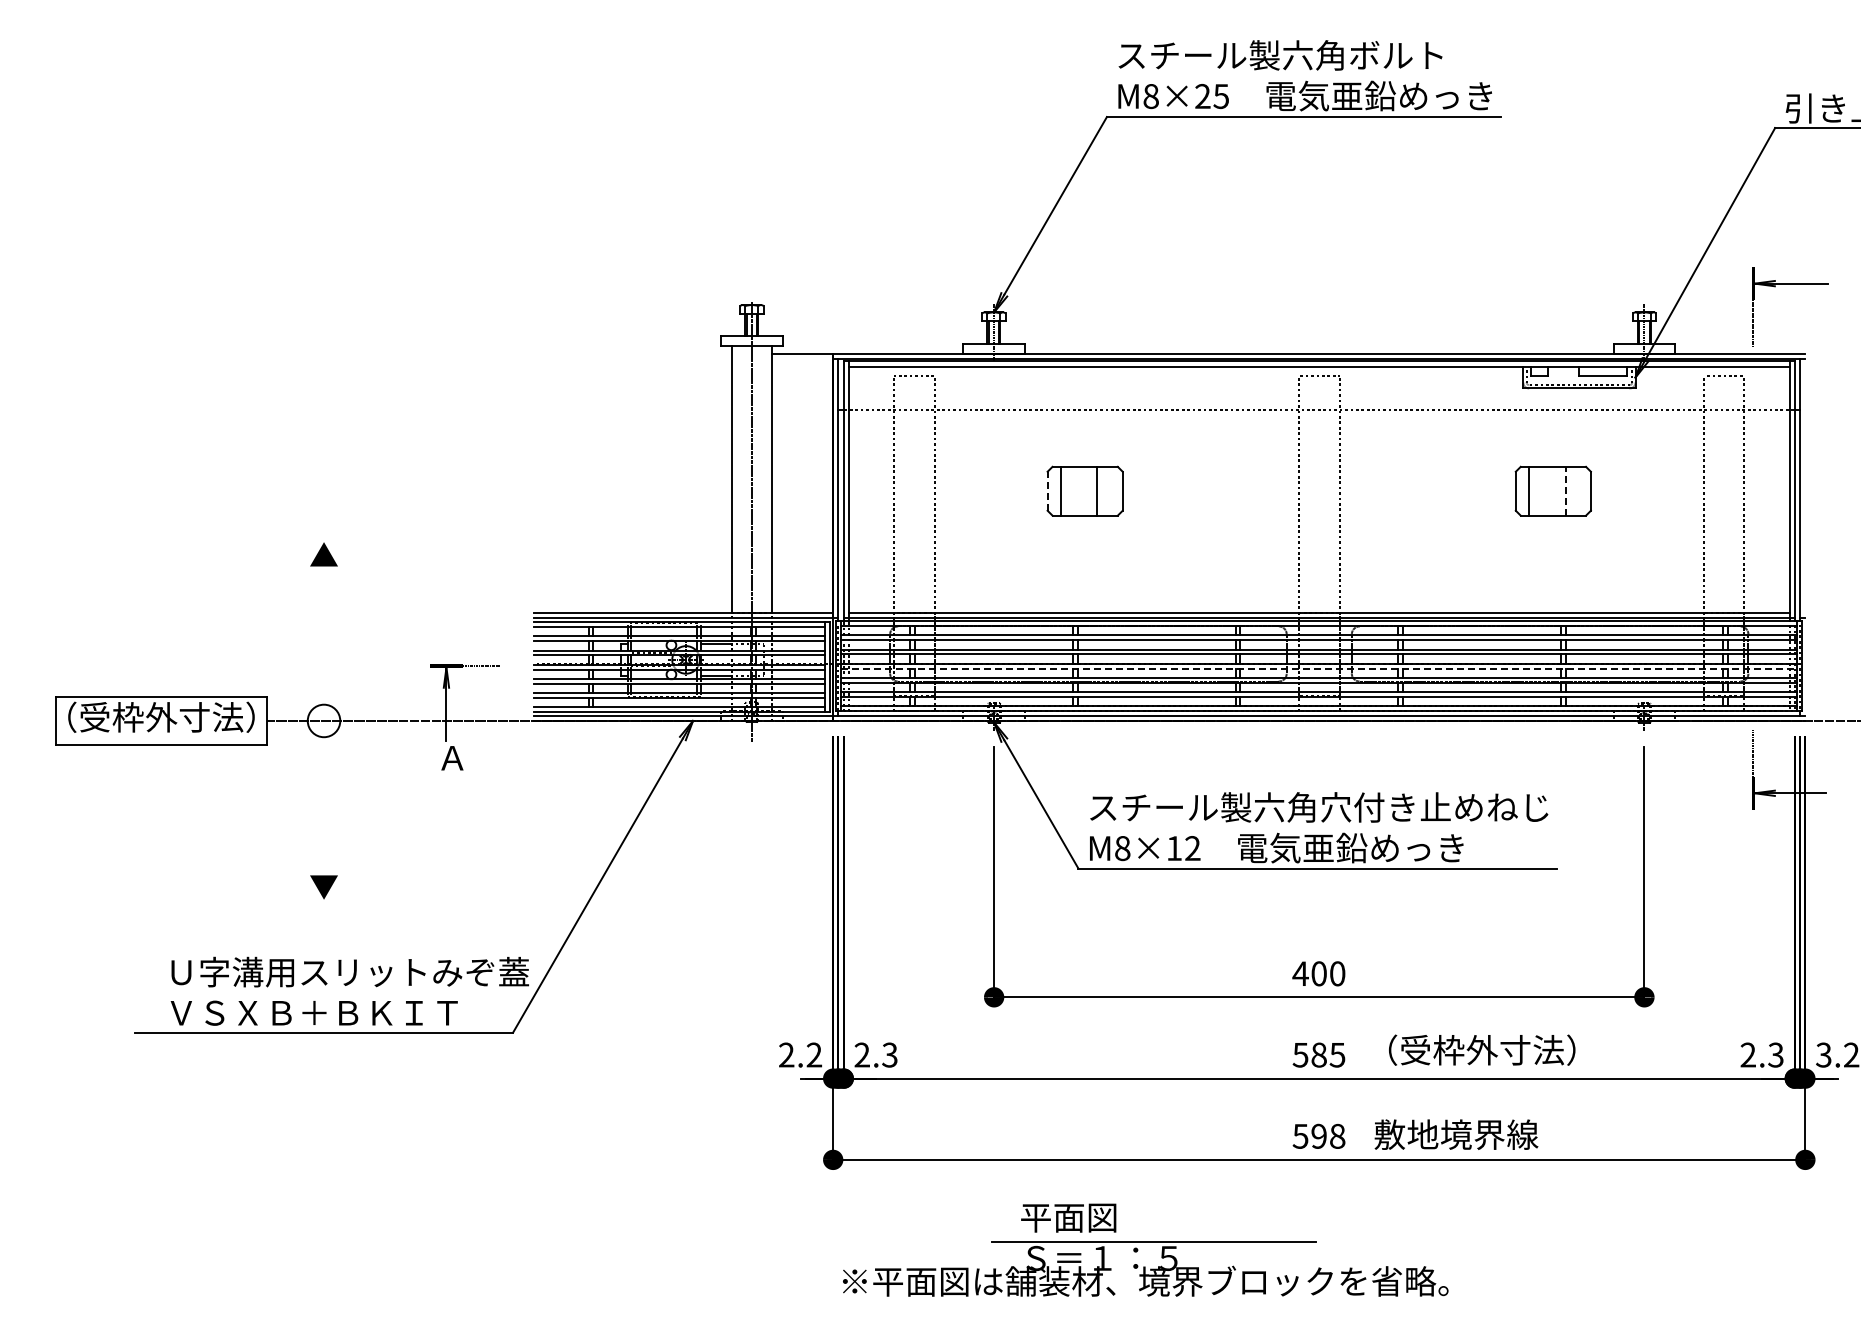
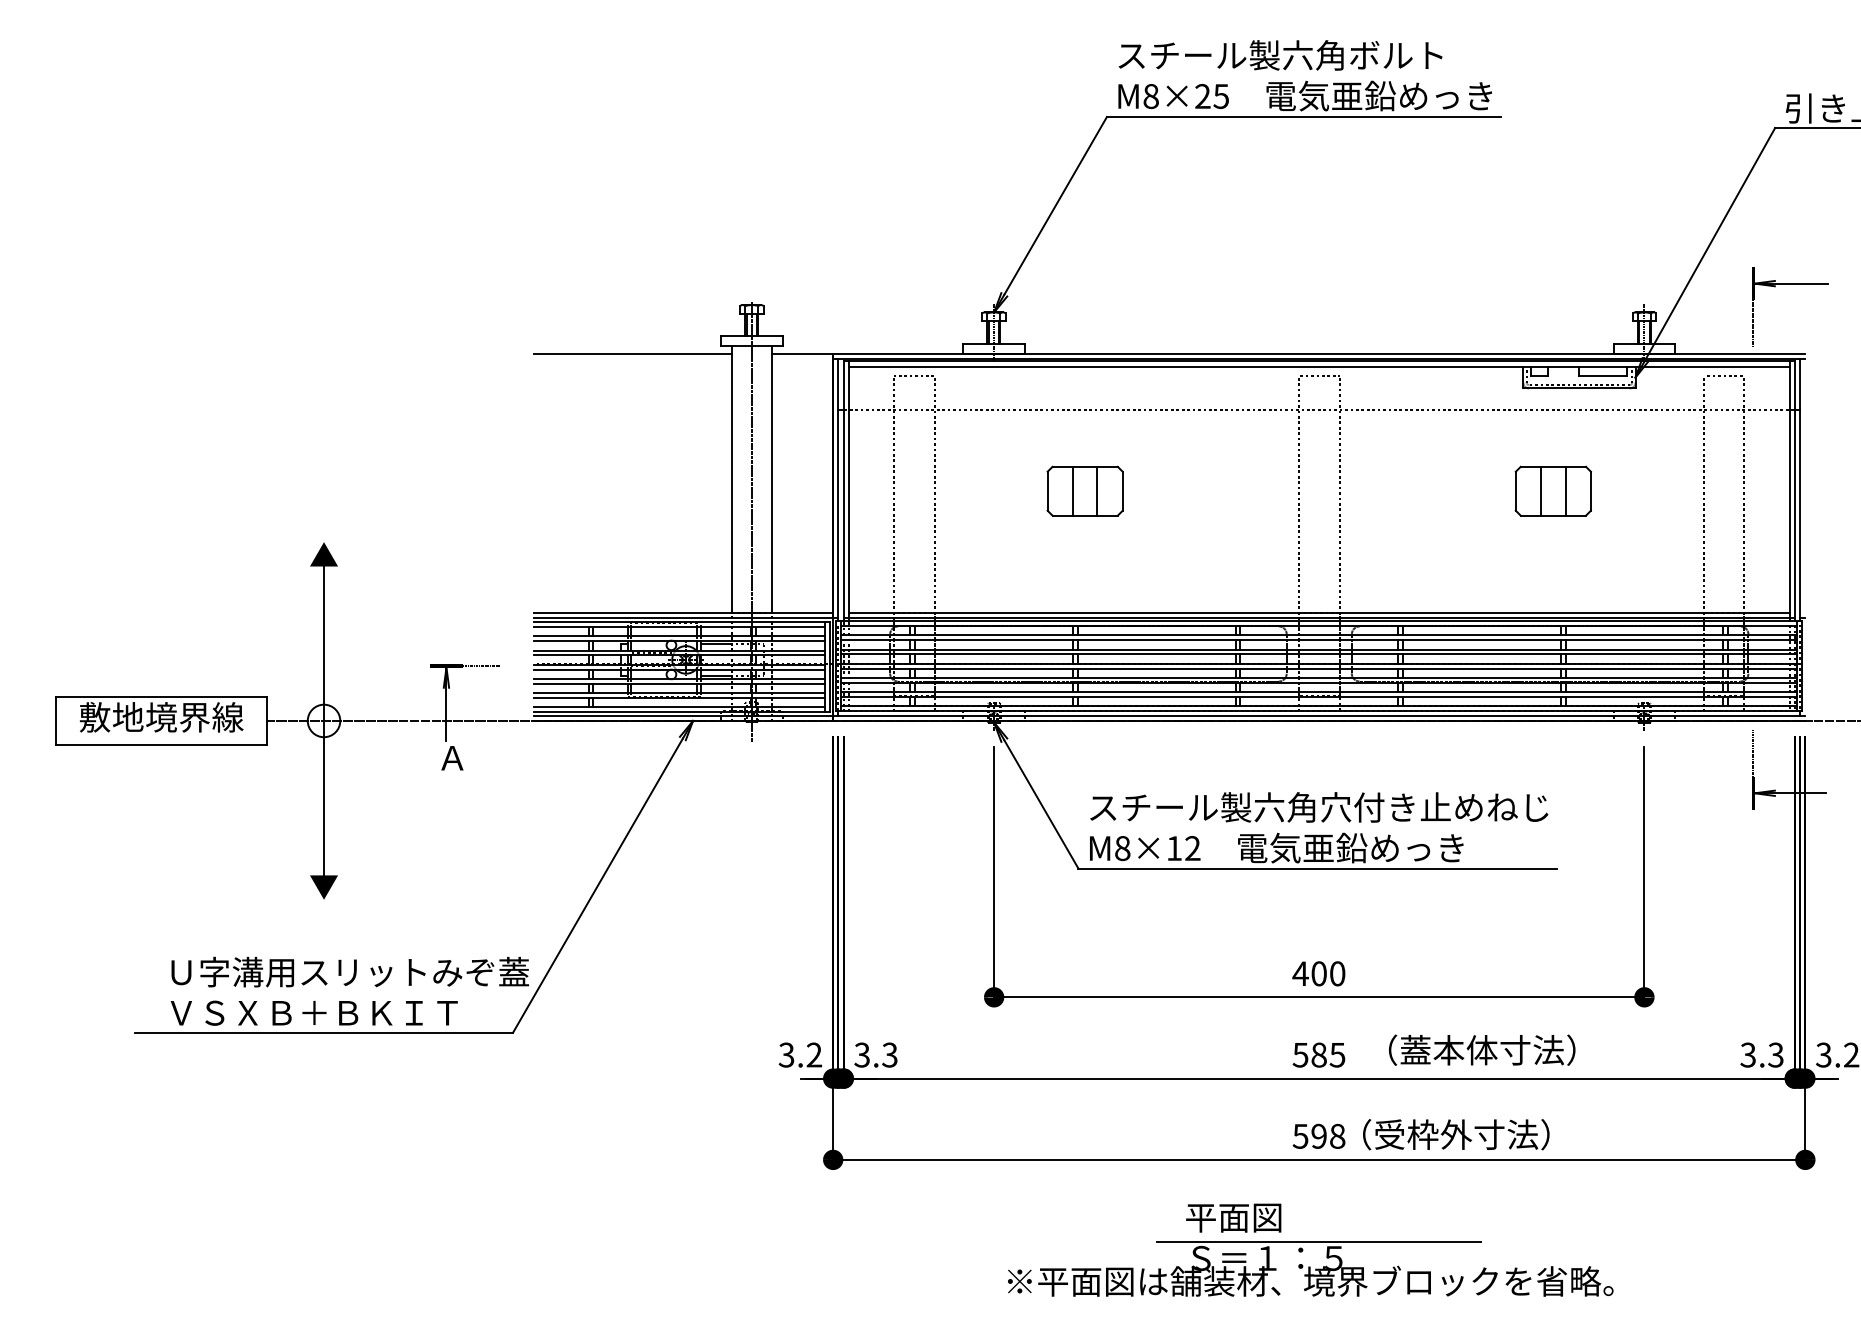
line: none -> present (632, 354)
line position: (1060, 490) -> (1072, 490) (1072, 490)
line position: (1529, 490) -> (1541, 490) (1541, 490)
line: dashed -> solid (1565, 490)
line: dashed -> solid (1047, 491)
line: dashed -> solid (1319, 668)
text: （受枠外寸法） -> 敷地境界線 (161, 716)
line: none -> present (324, 720)
text: （受枠外寸法） -> （蓋本体寸法） (1448, 1050)
text: 2.2 -> 3.2 (786, 1055)
text: 2.3 -> 3.3 (861, 1055)
text: 2.3 -> 3.3 (1747, 1055)
text: 敷地境界線 -> （受枠外寸法） (1456, 1134)
part position: (1145, 1242) -> (1310, 1242) (1310, 1242)
